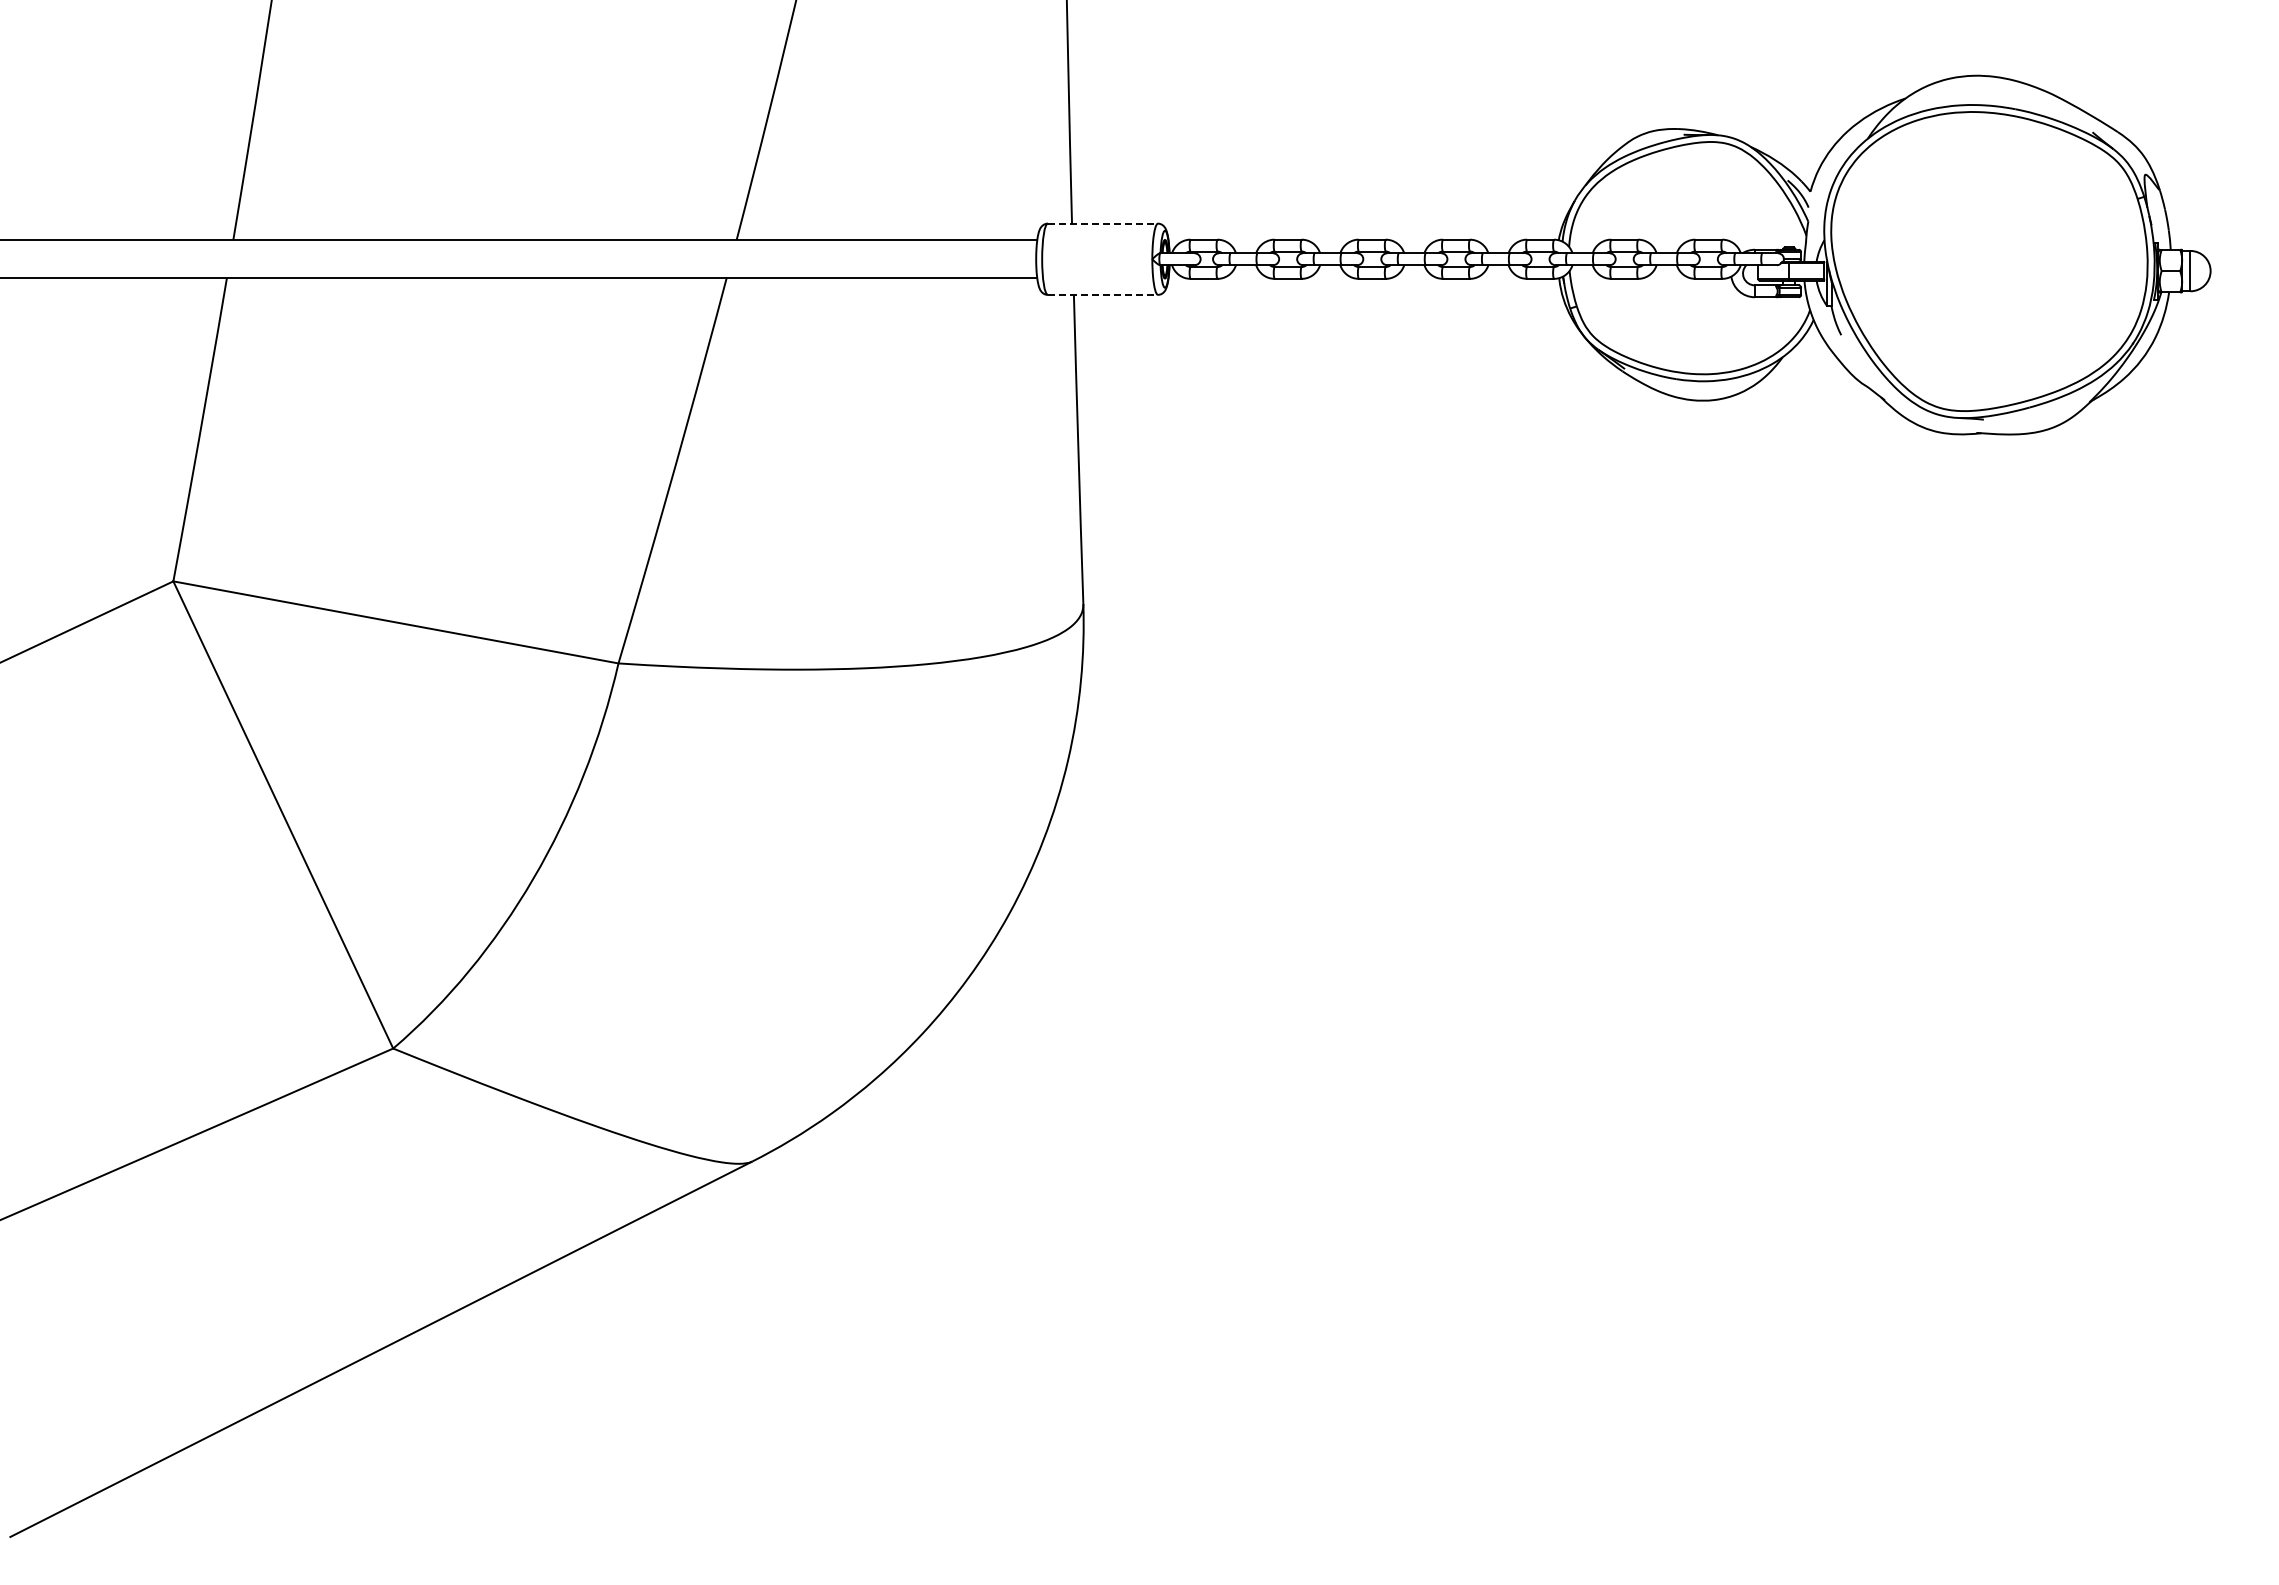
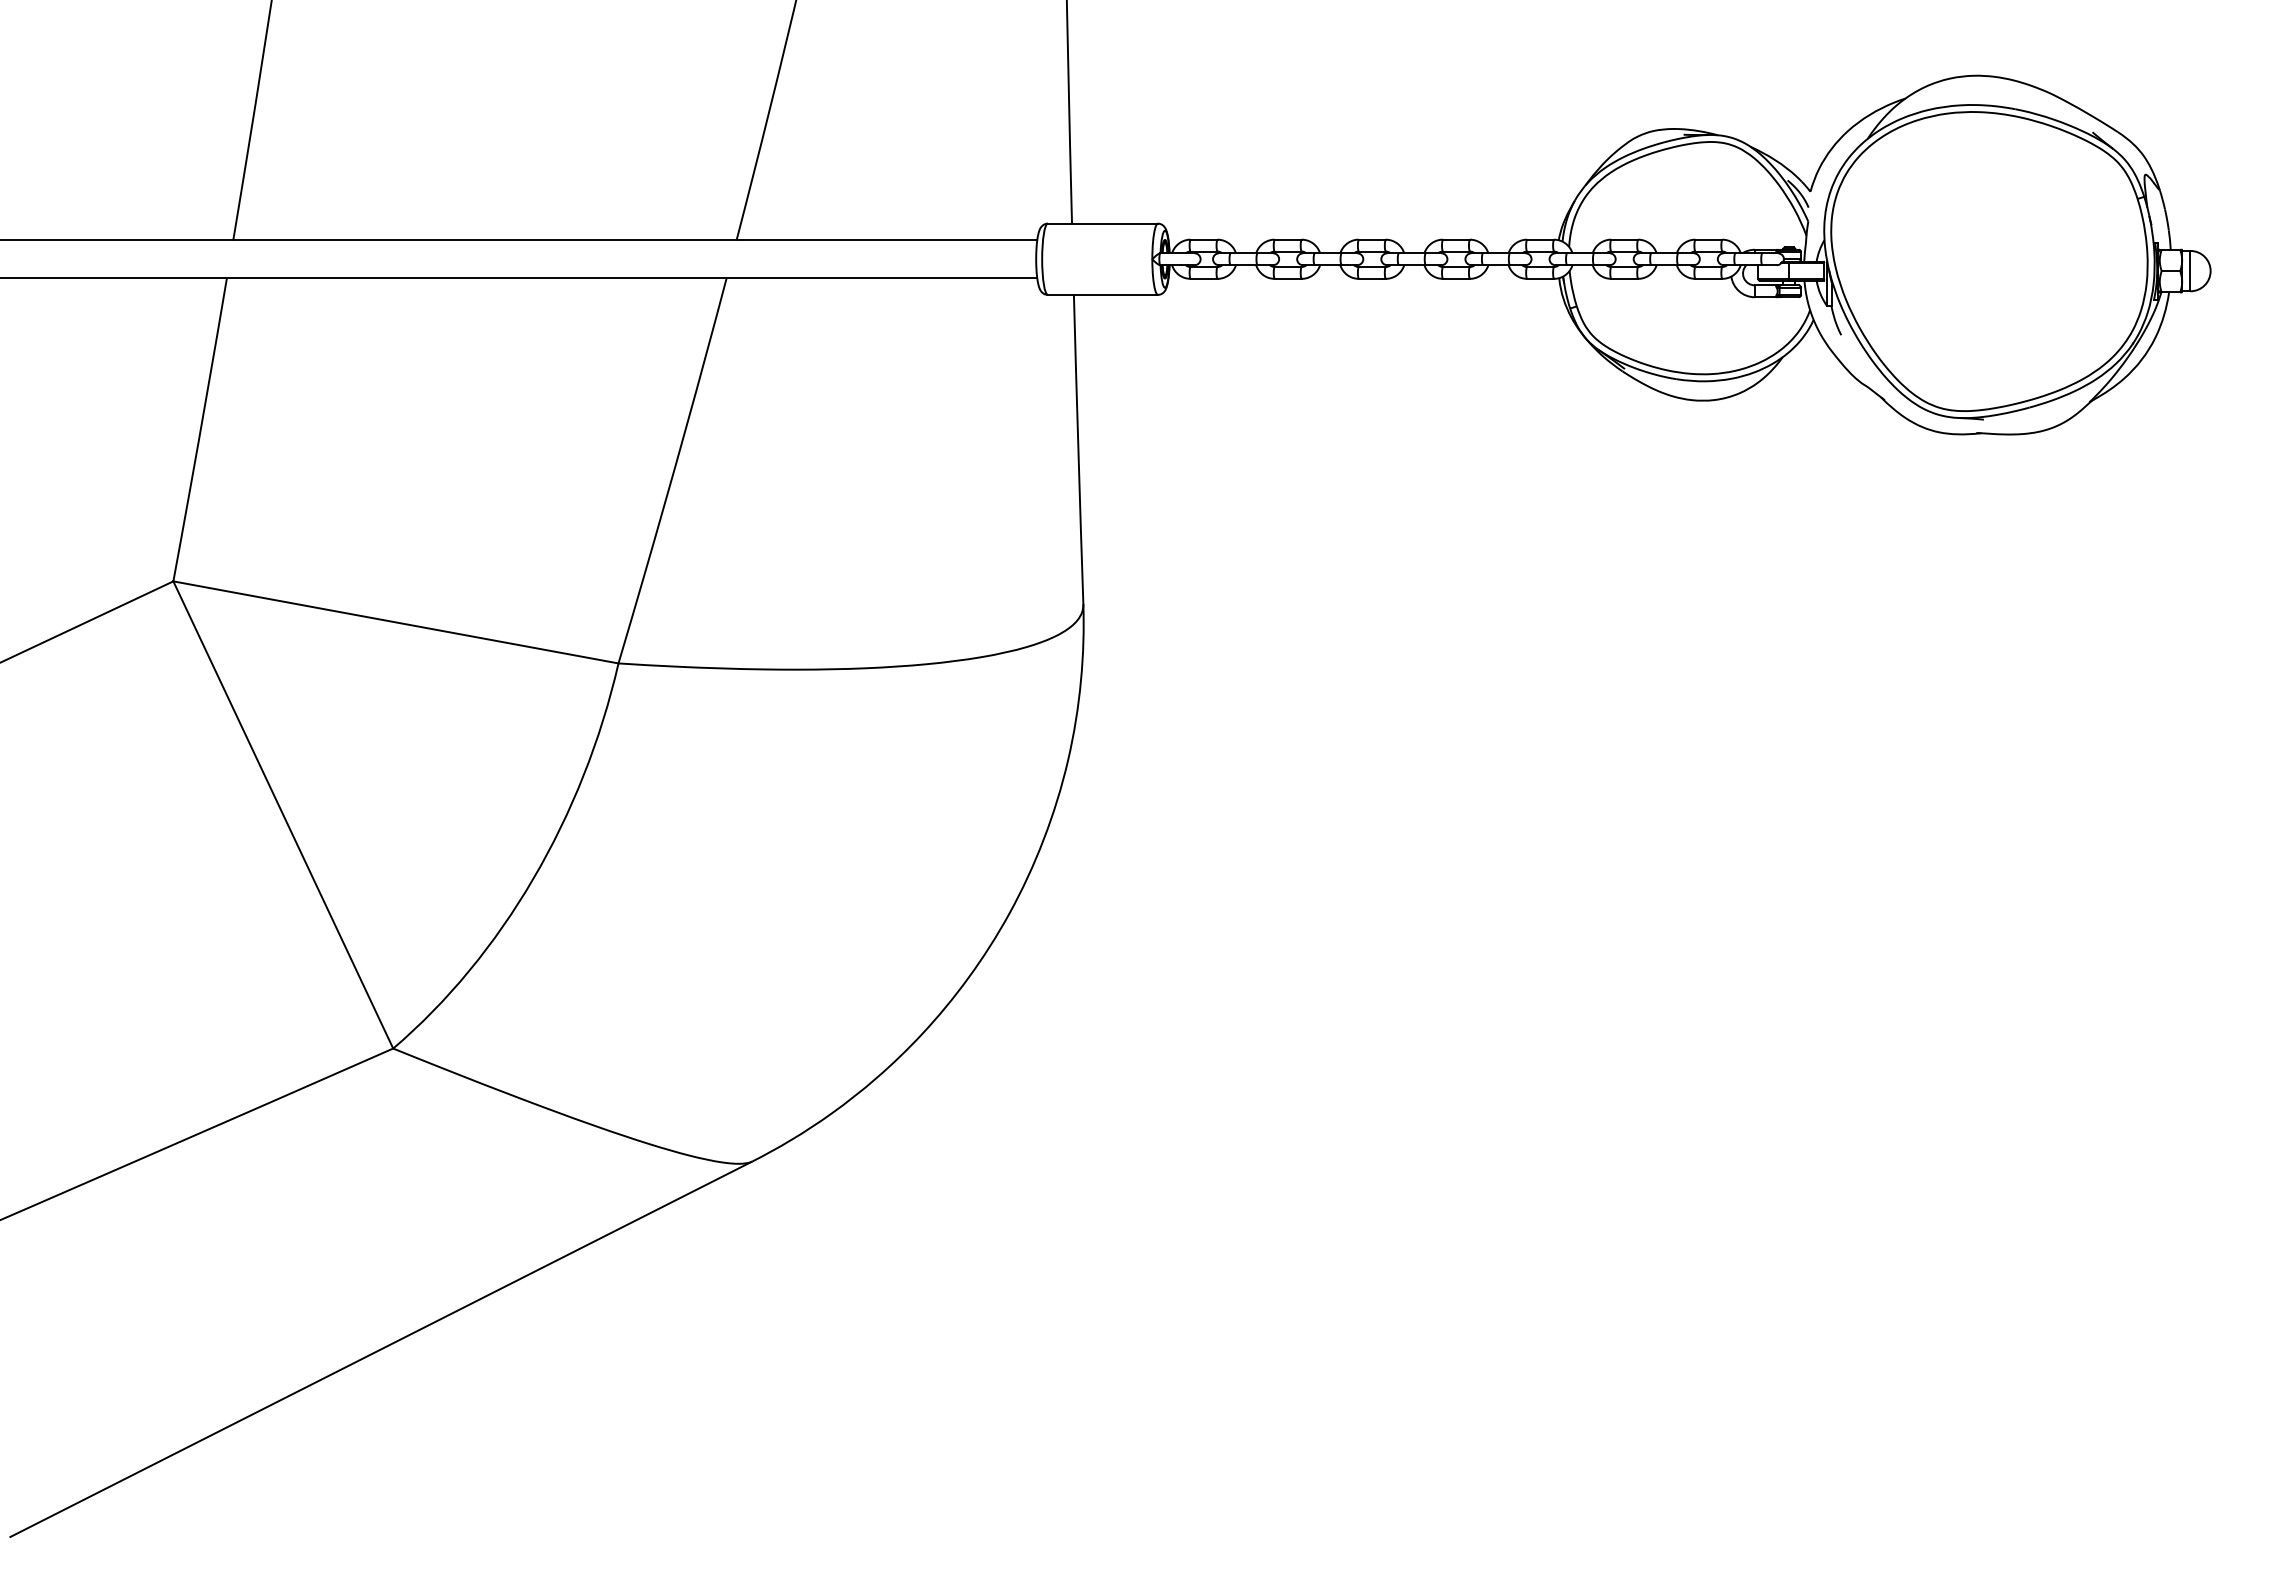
line: dashed -> solid (1103, 223)
line: dashed -> solid (1103, 294)
